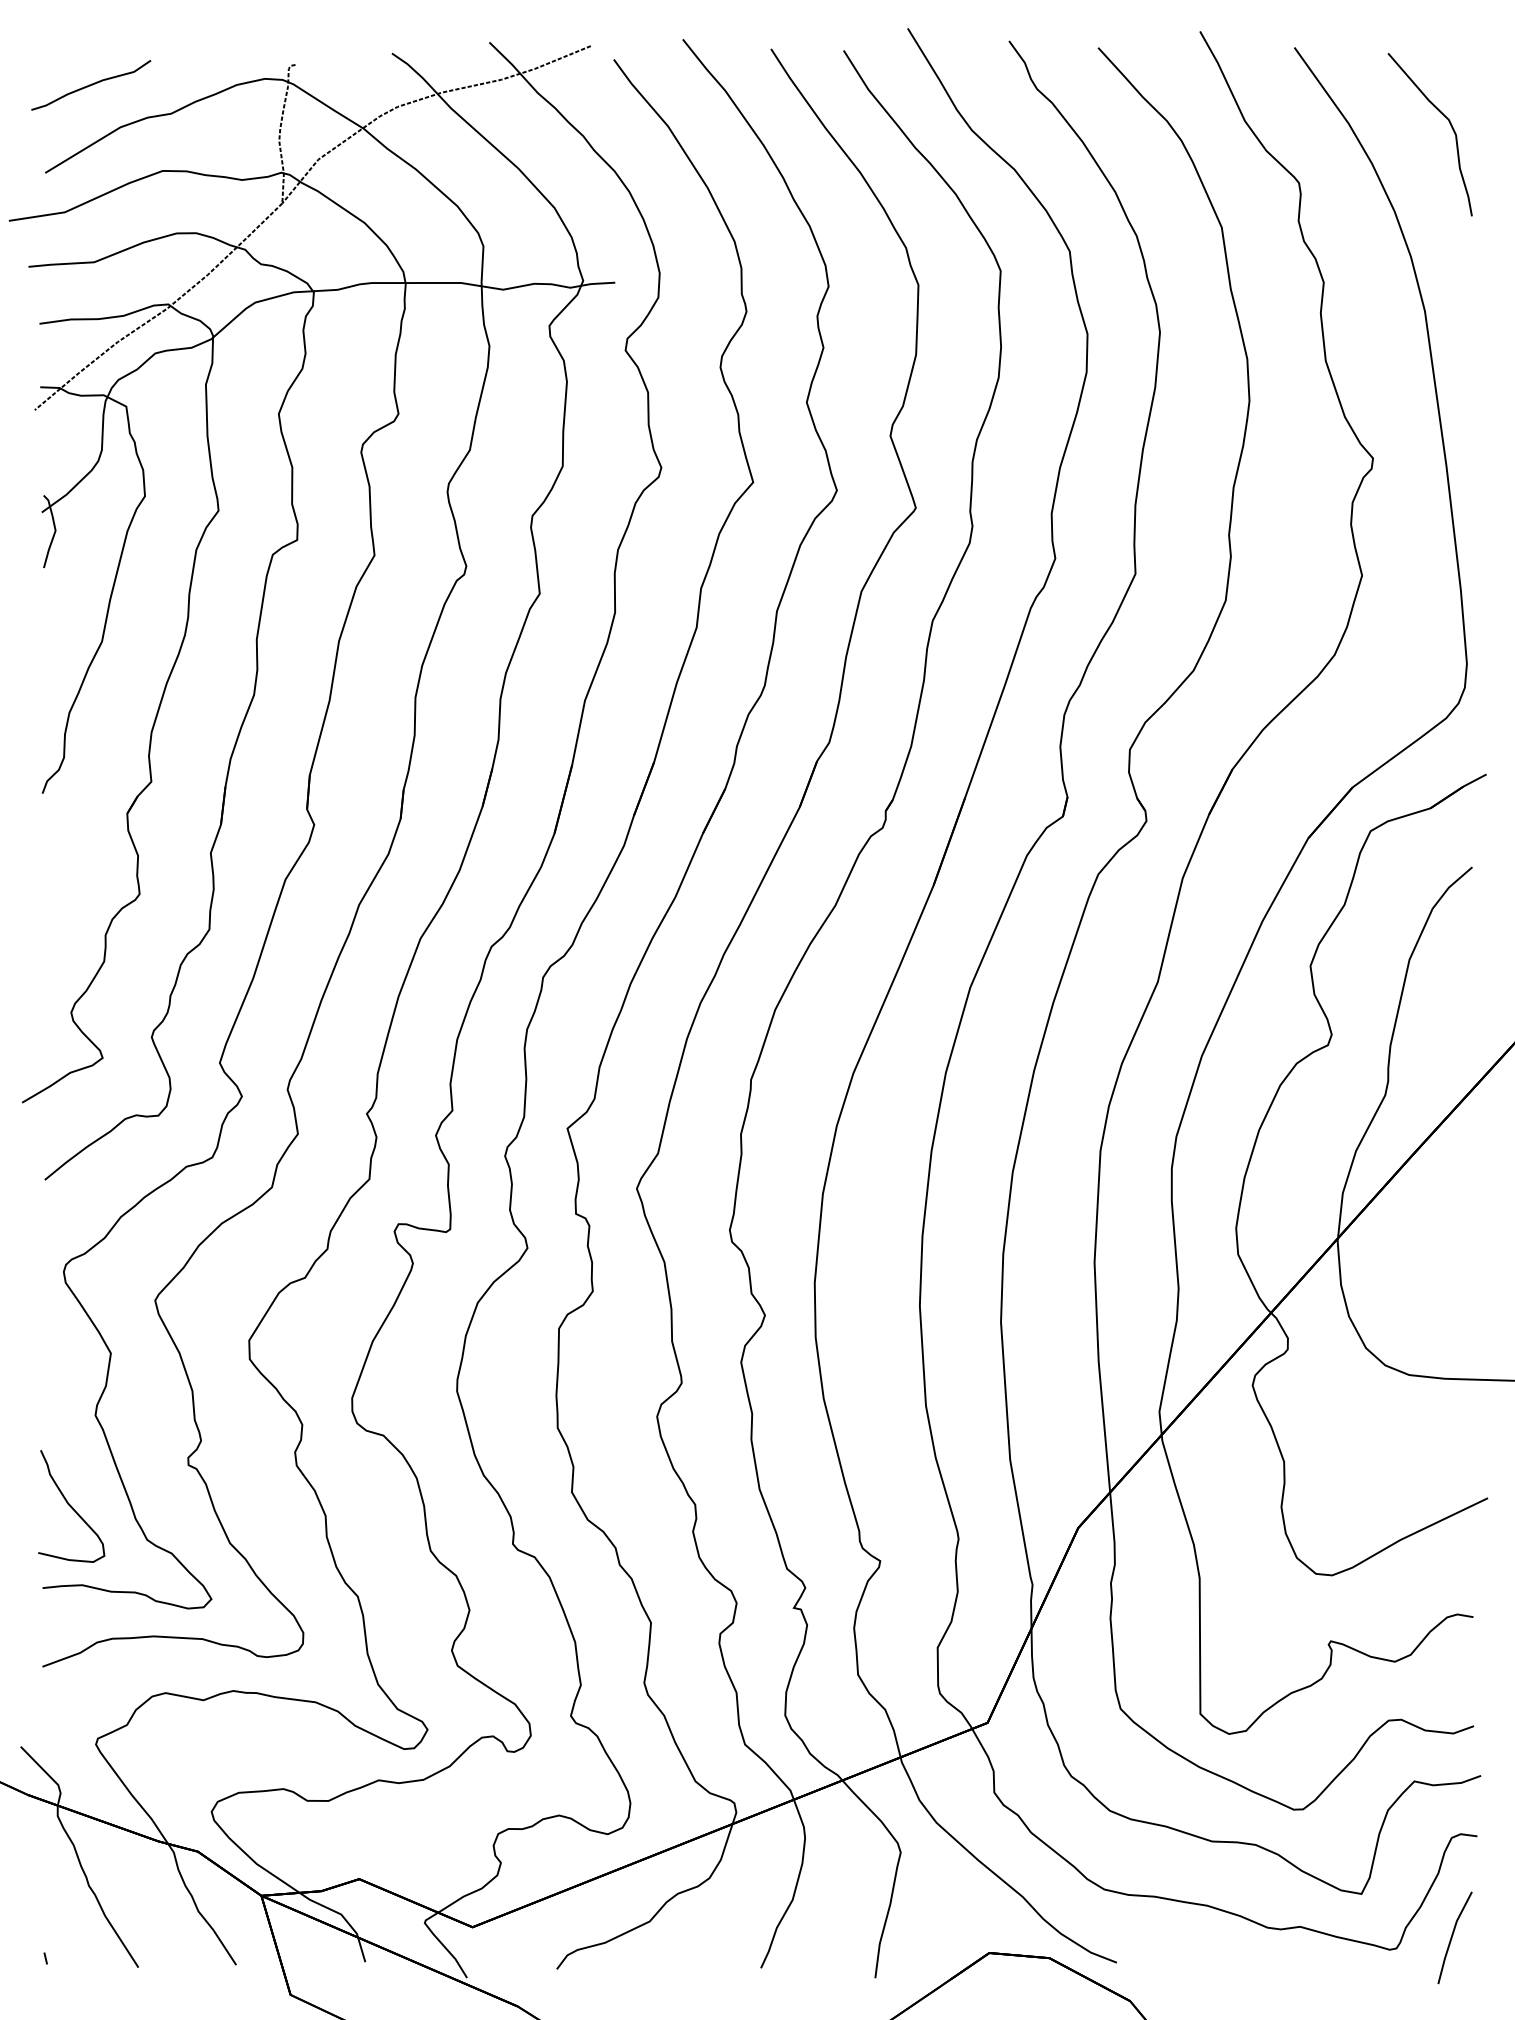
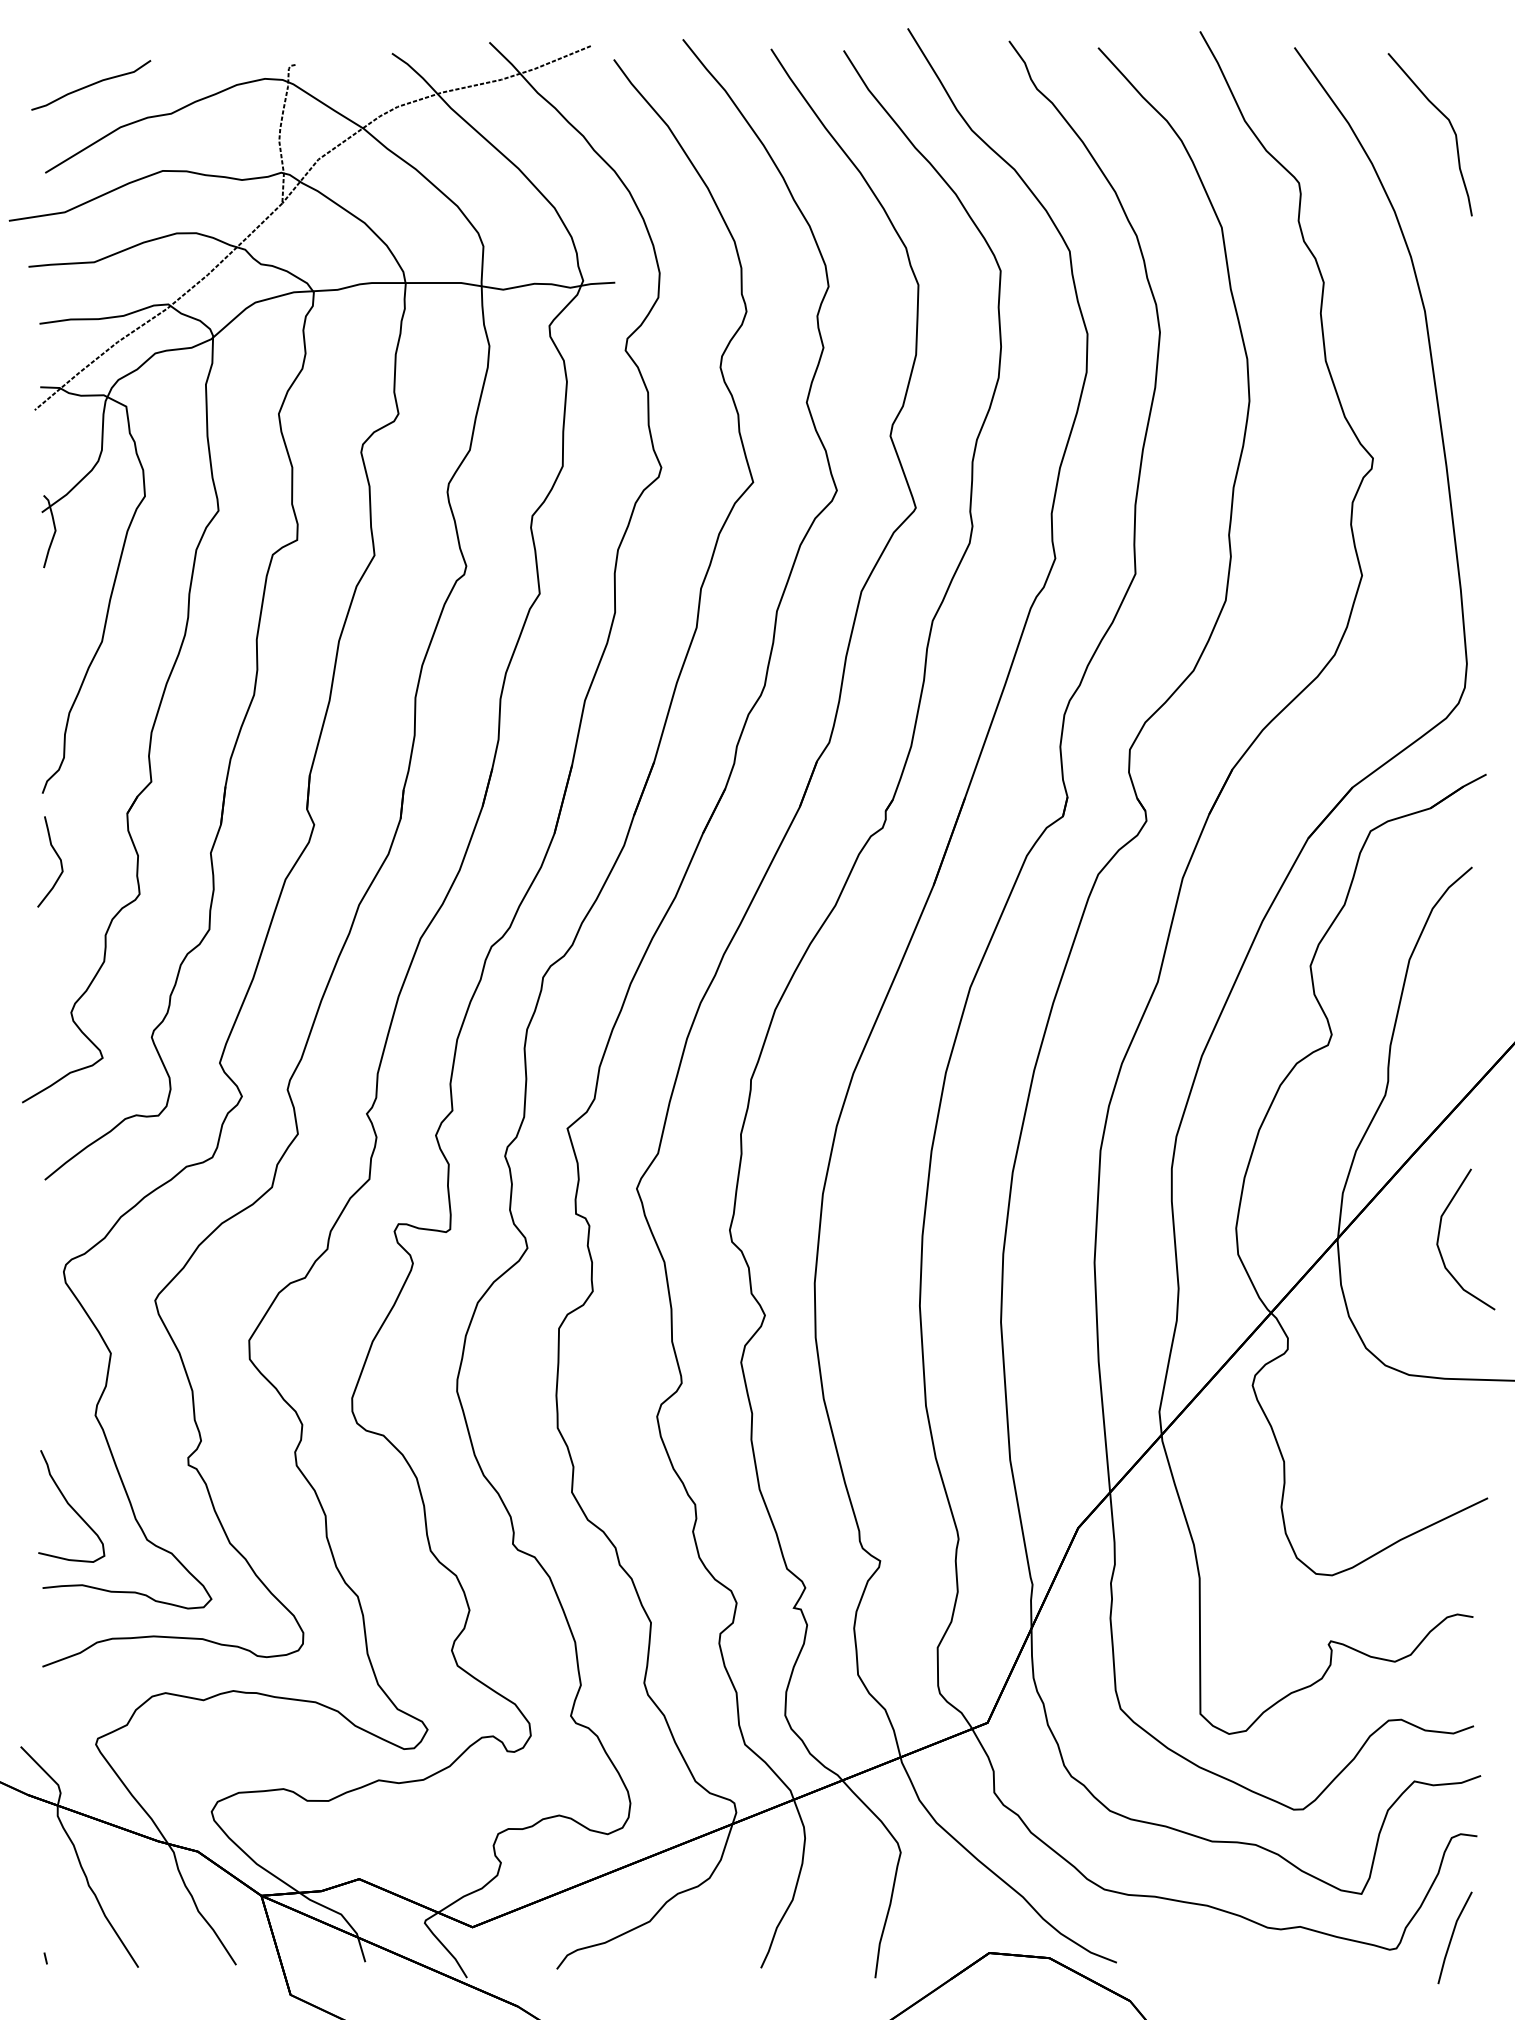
curve: none -> present (56, 855)
curve: none -> present (1439, 1237)
